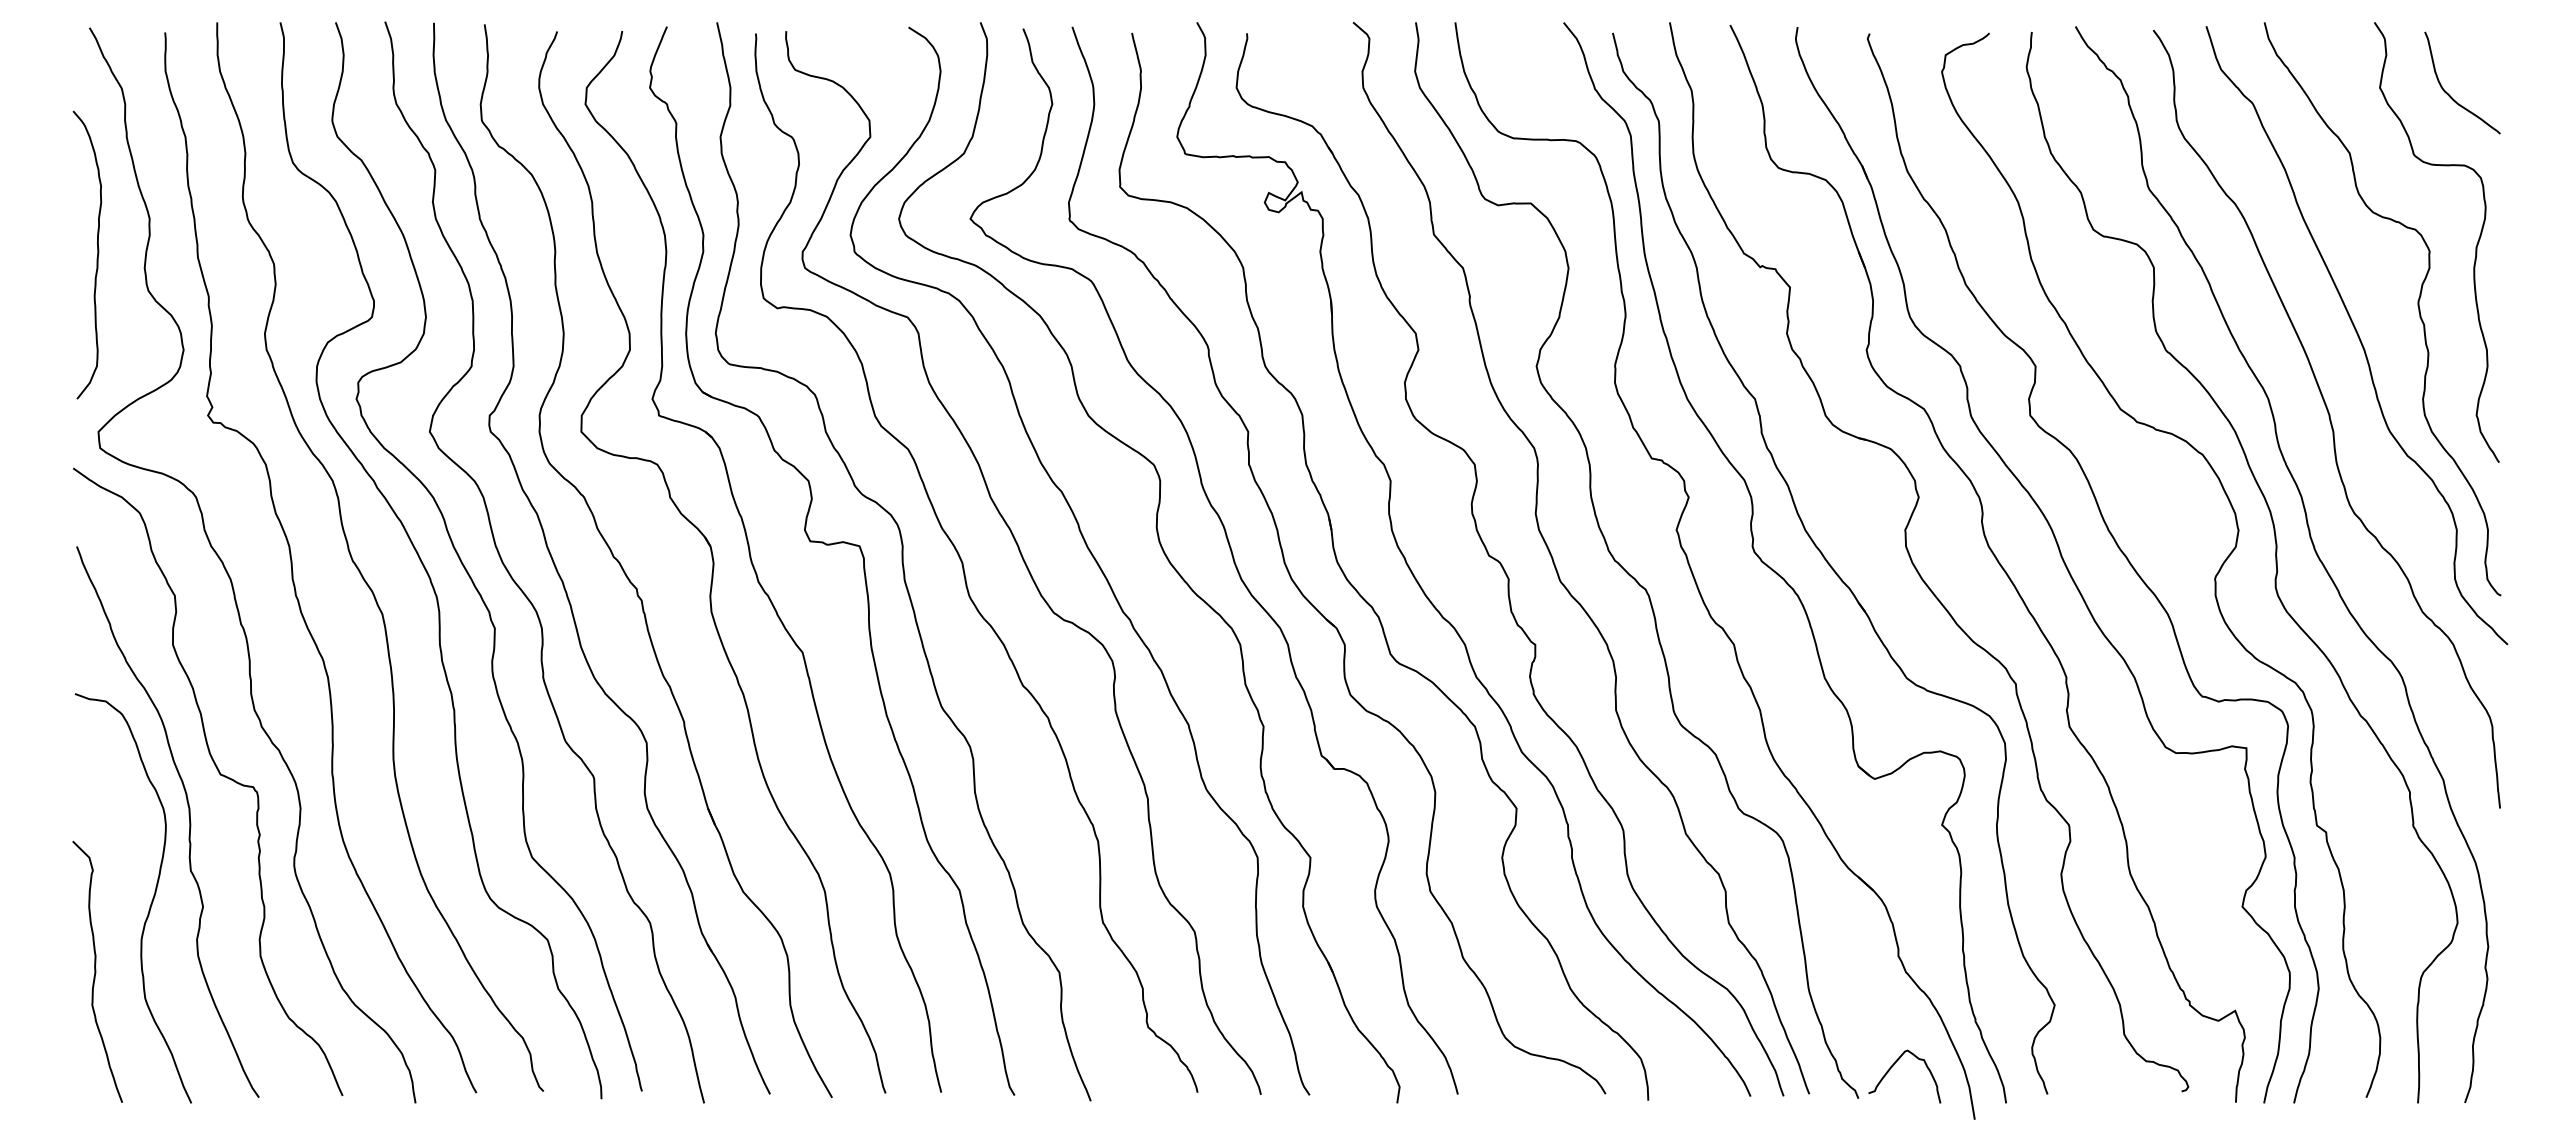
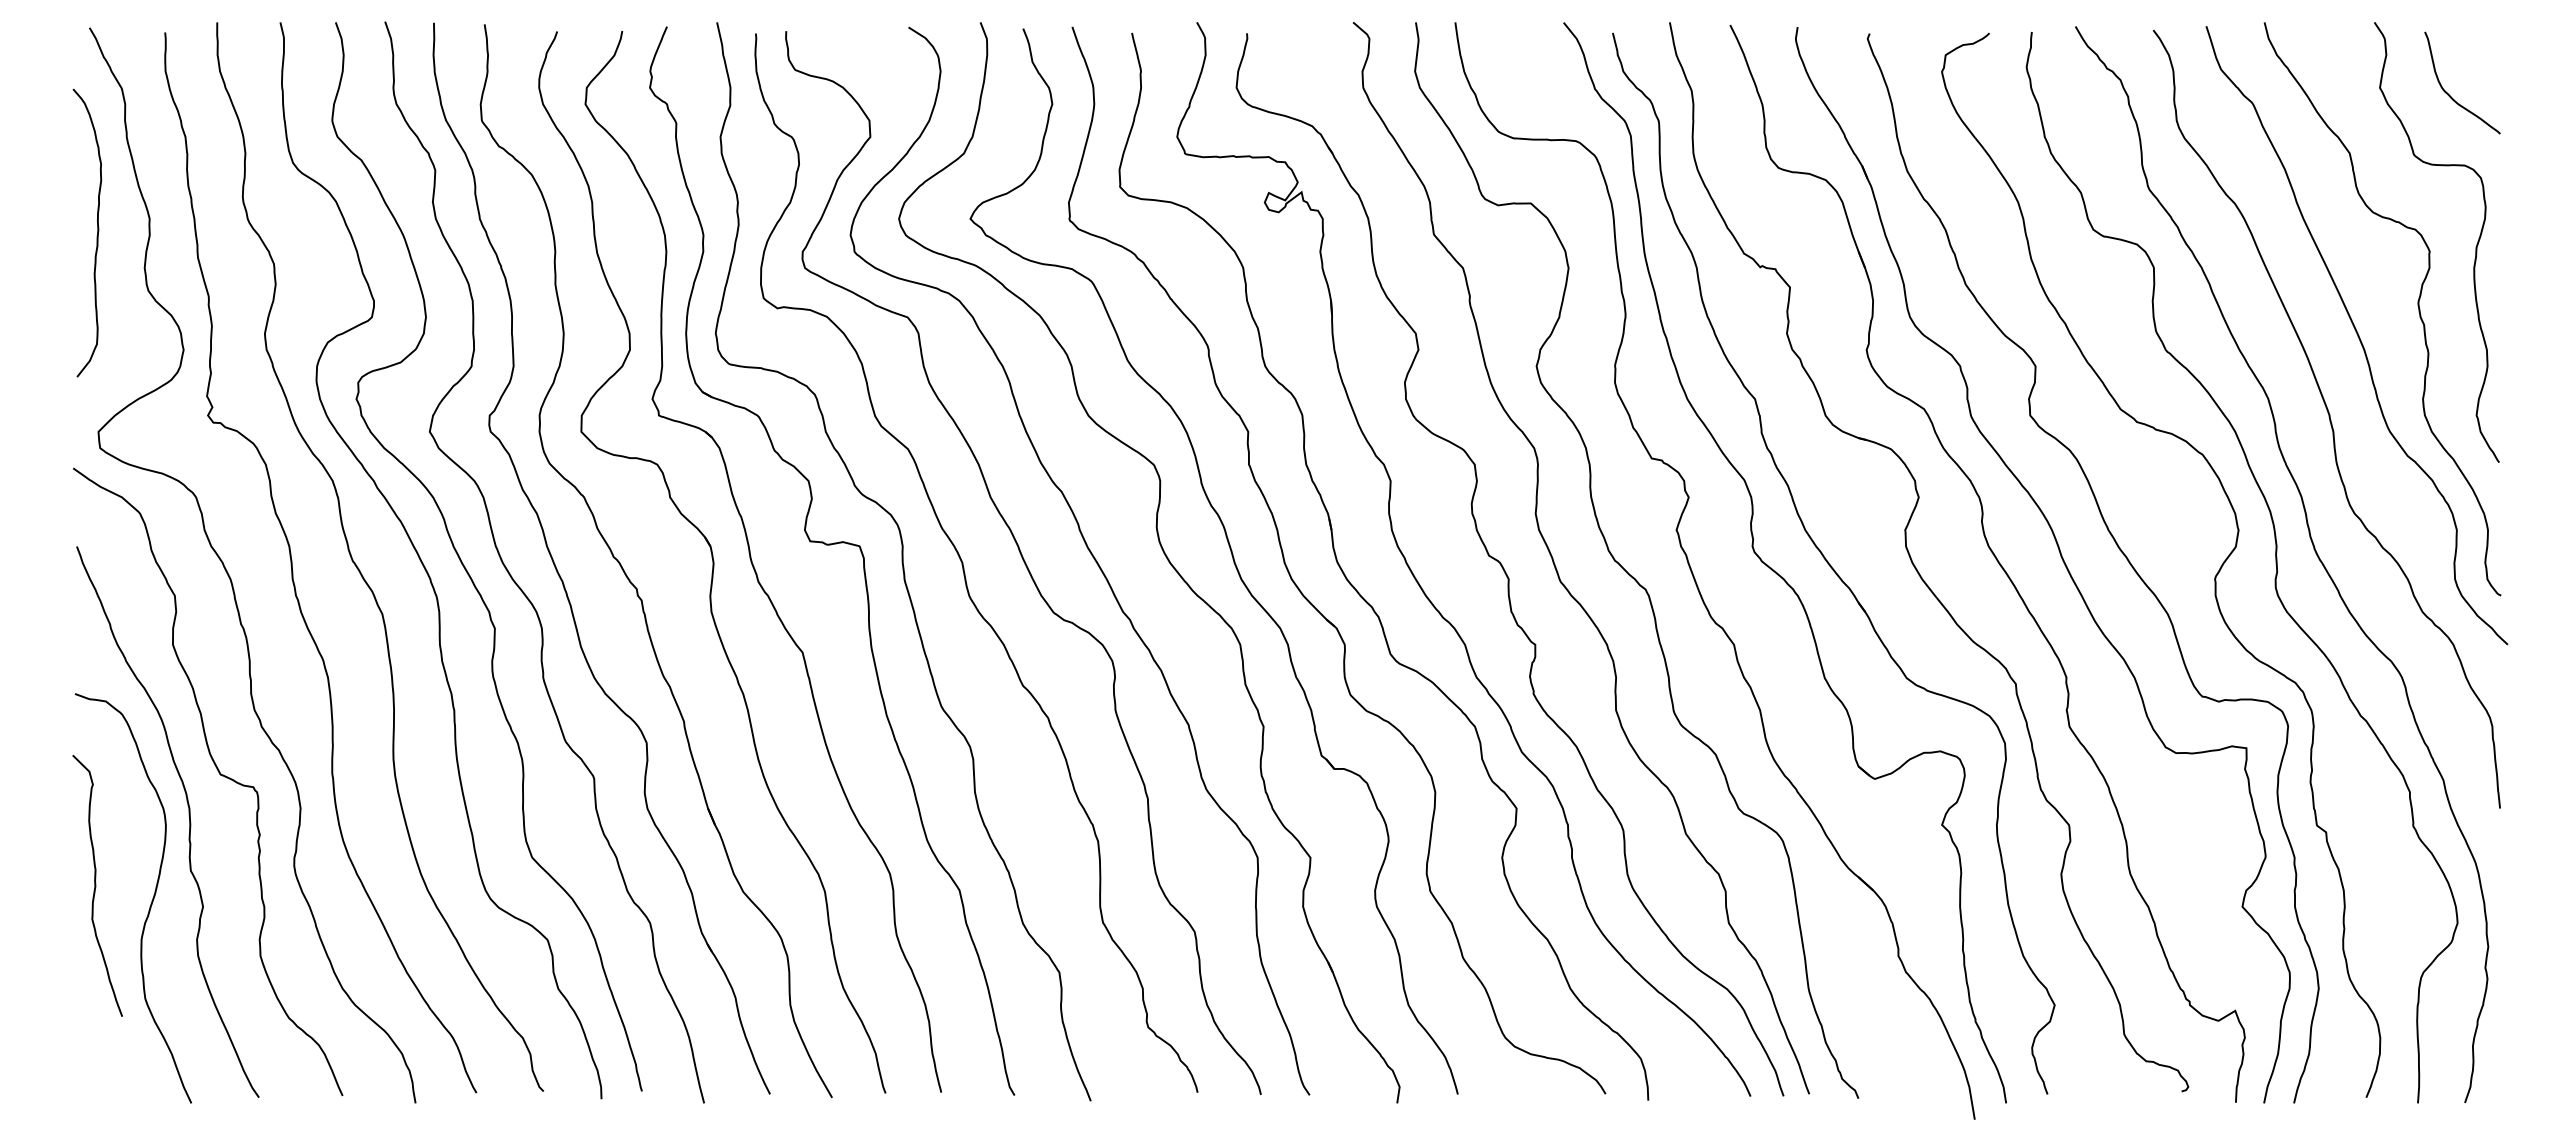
curve position: (96, 258) -> (96, 236) (96, 236)
curve position: (96, 971) -> (96, 885) (96, 885)
curve: present -> none (1894, 1065)
